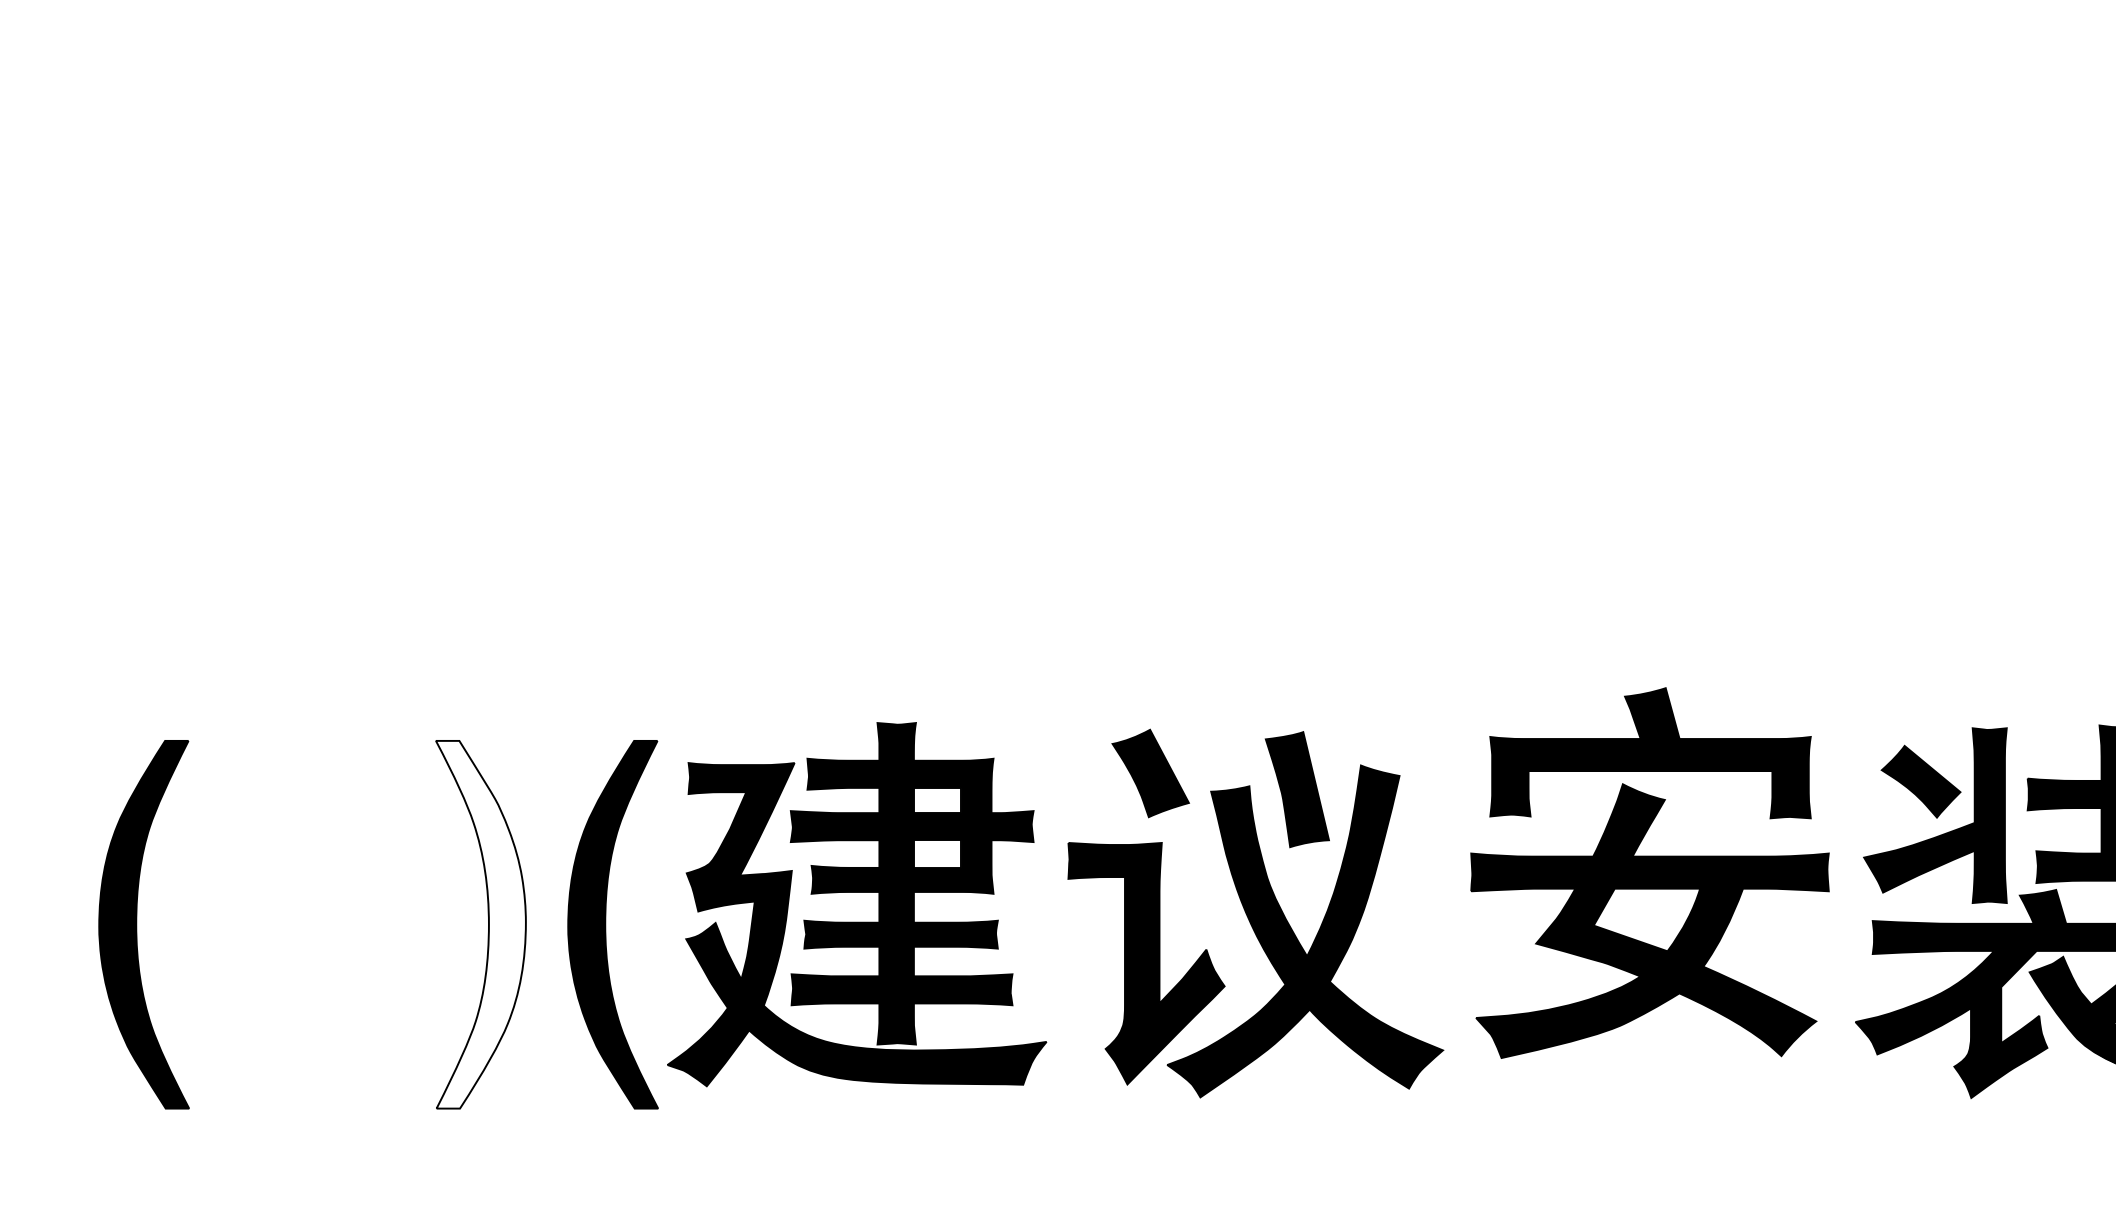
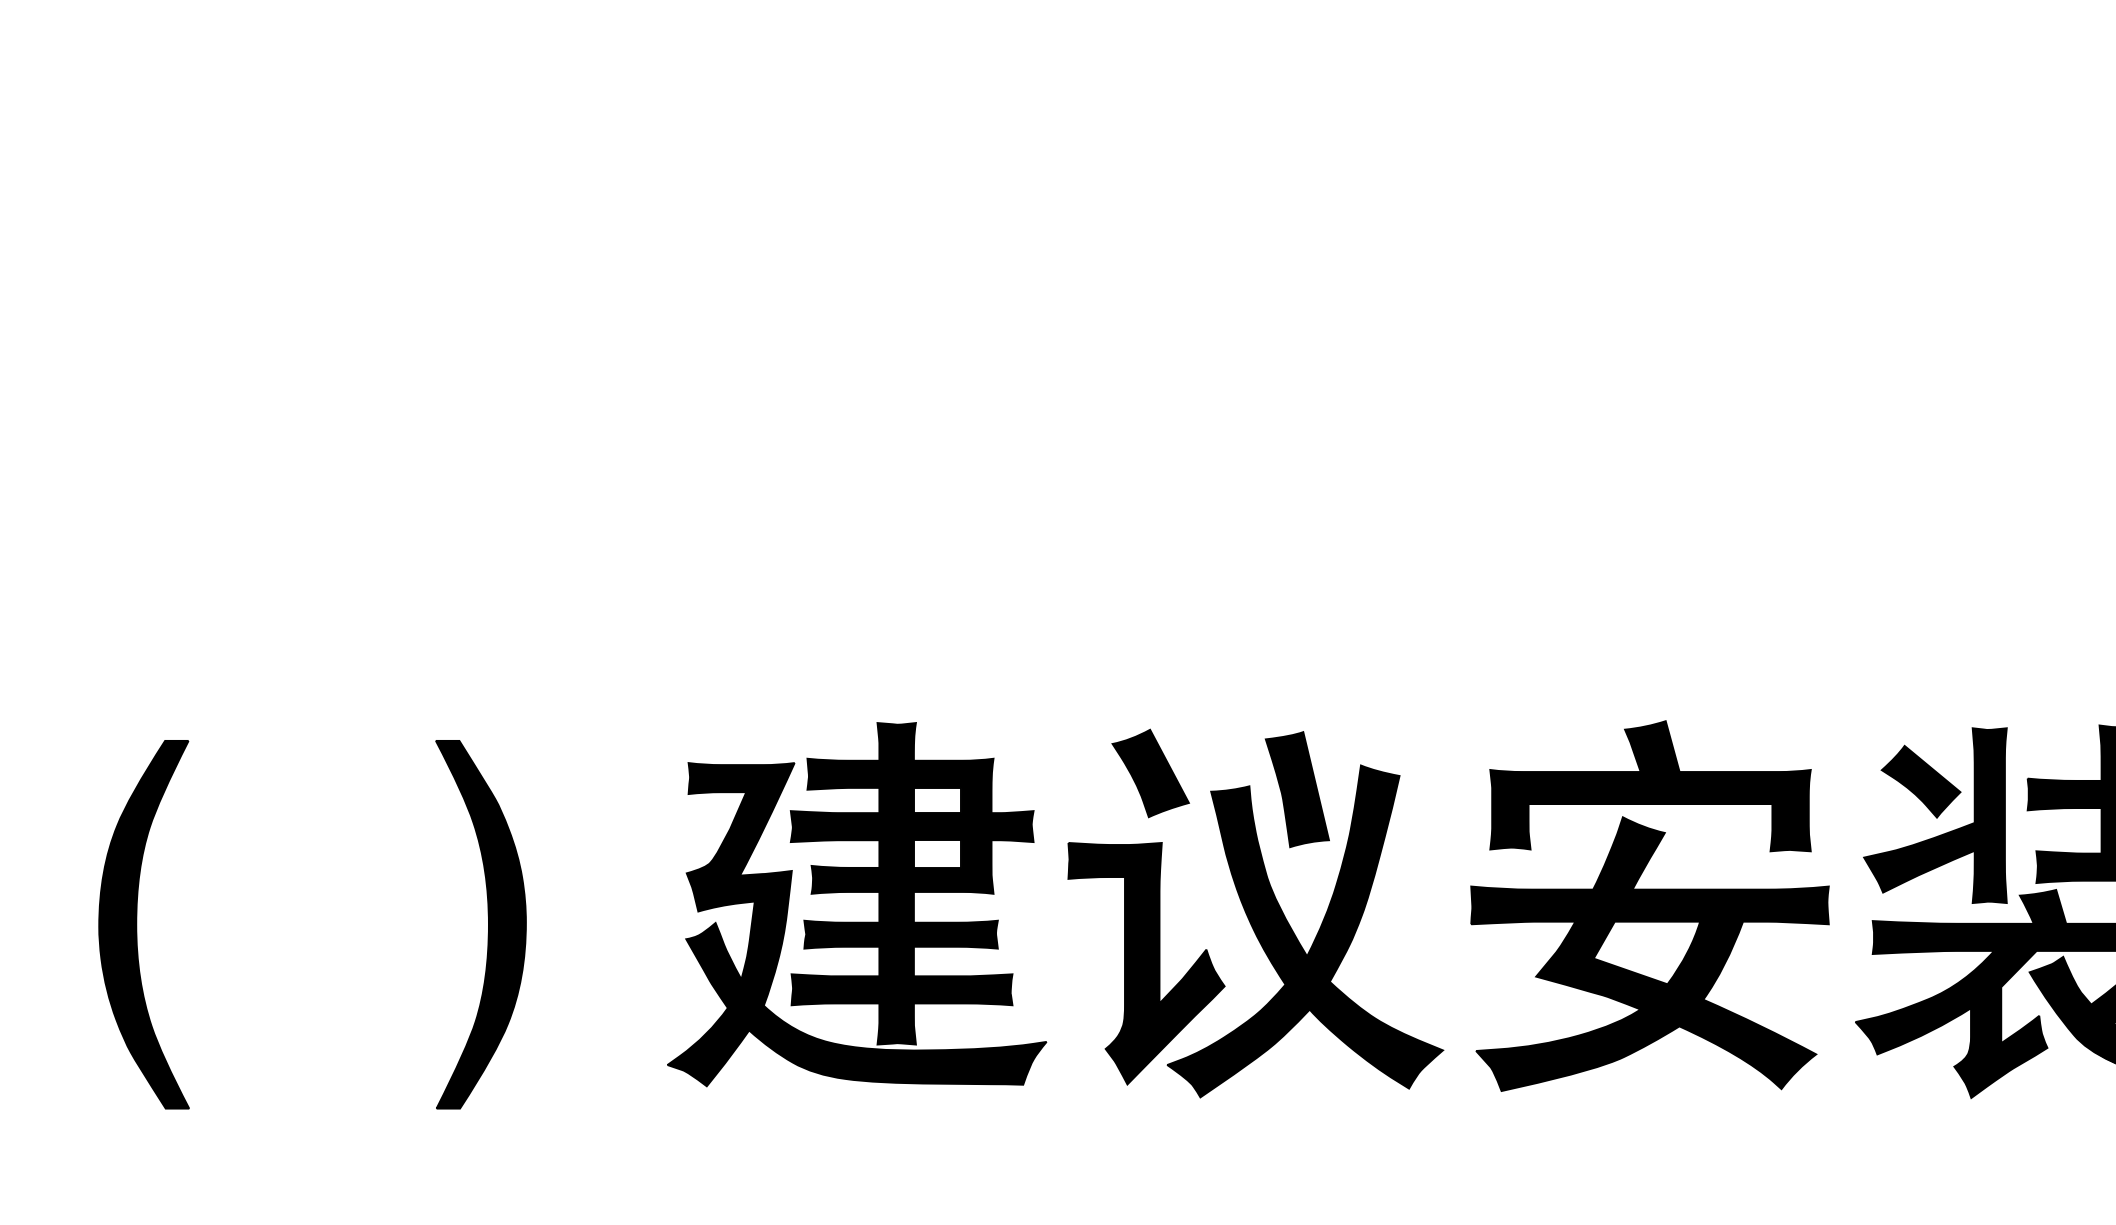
part position: (1649, 872) -> (1649, 905) (1649, 905)
fill: none -> present (480, 924)
part: present -> none (612, 924)
